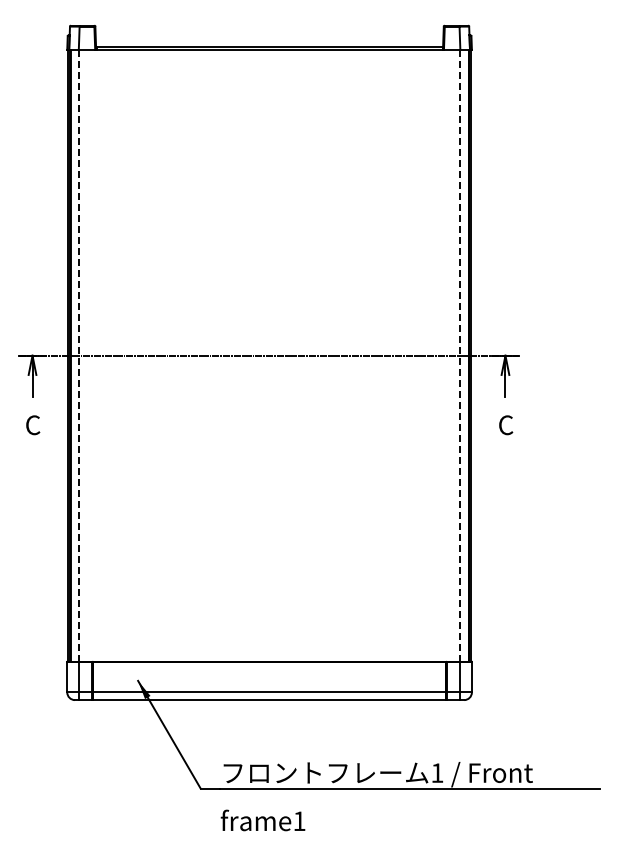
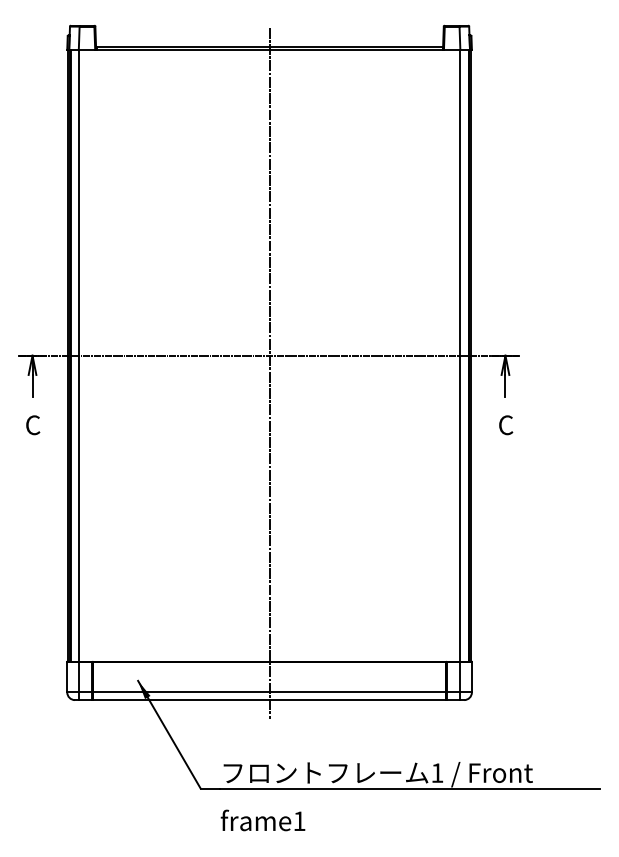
line: dashed -> solid (79, 355)
line: dashed -> solid (459, 355)
line: none -> present (269, 373)
